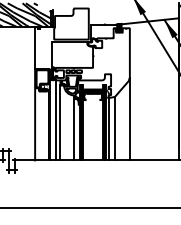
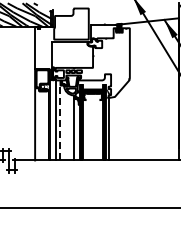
line: present -> none (129, 119)
line: solid -> dashed (60, 122)
line: present -> none (114, 128)
